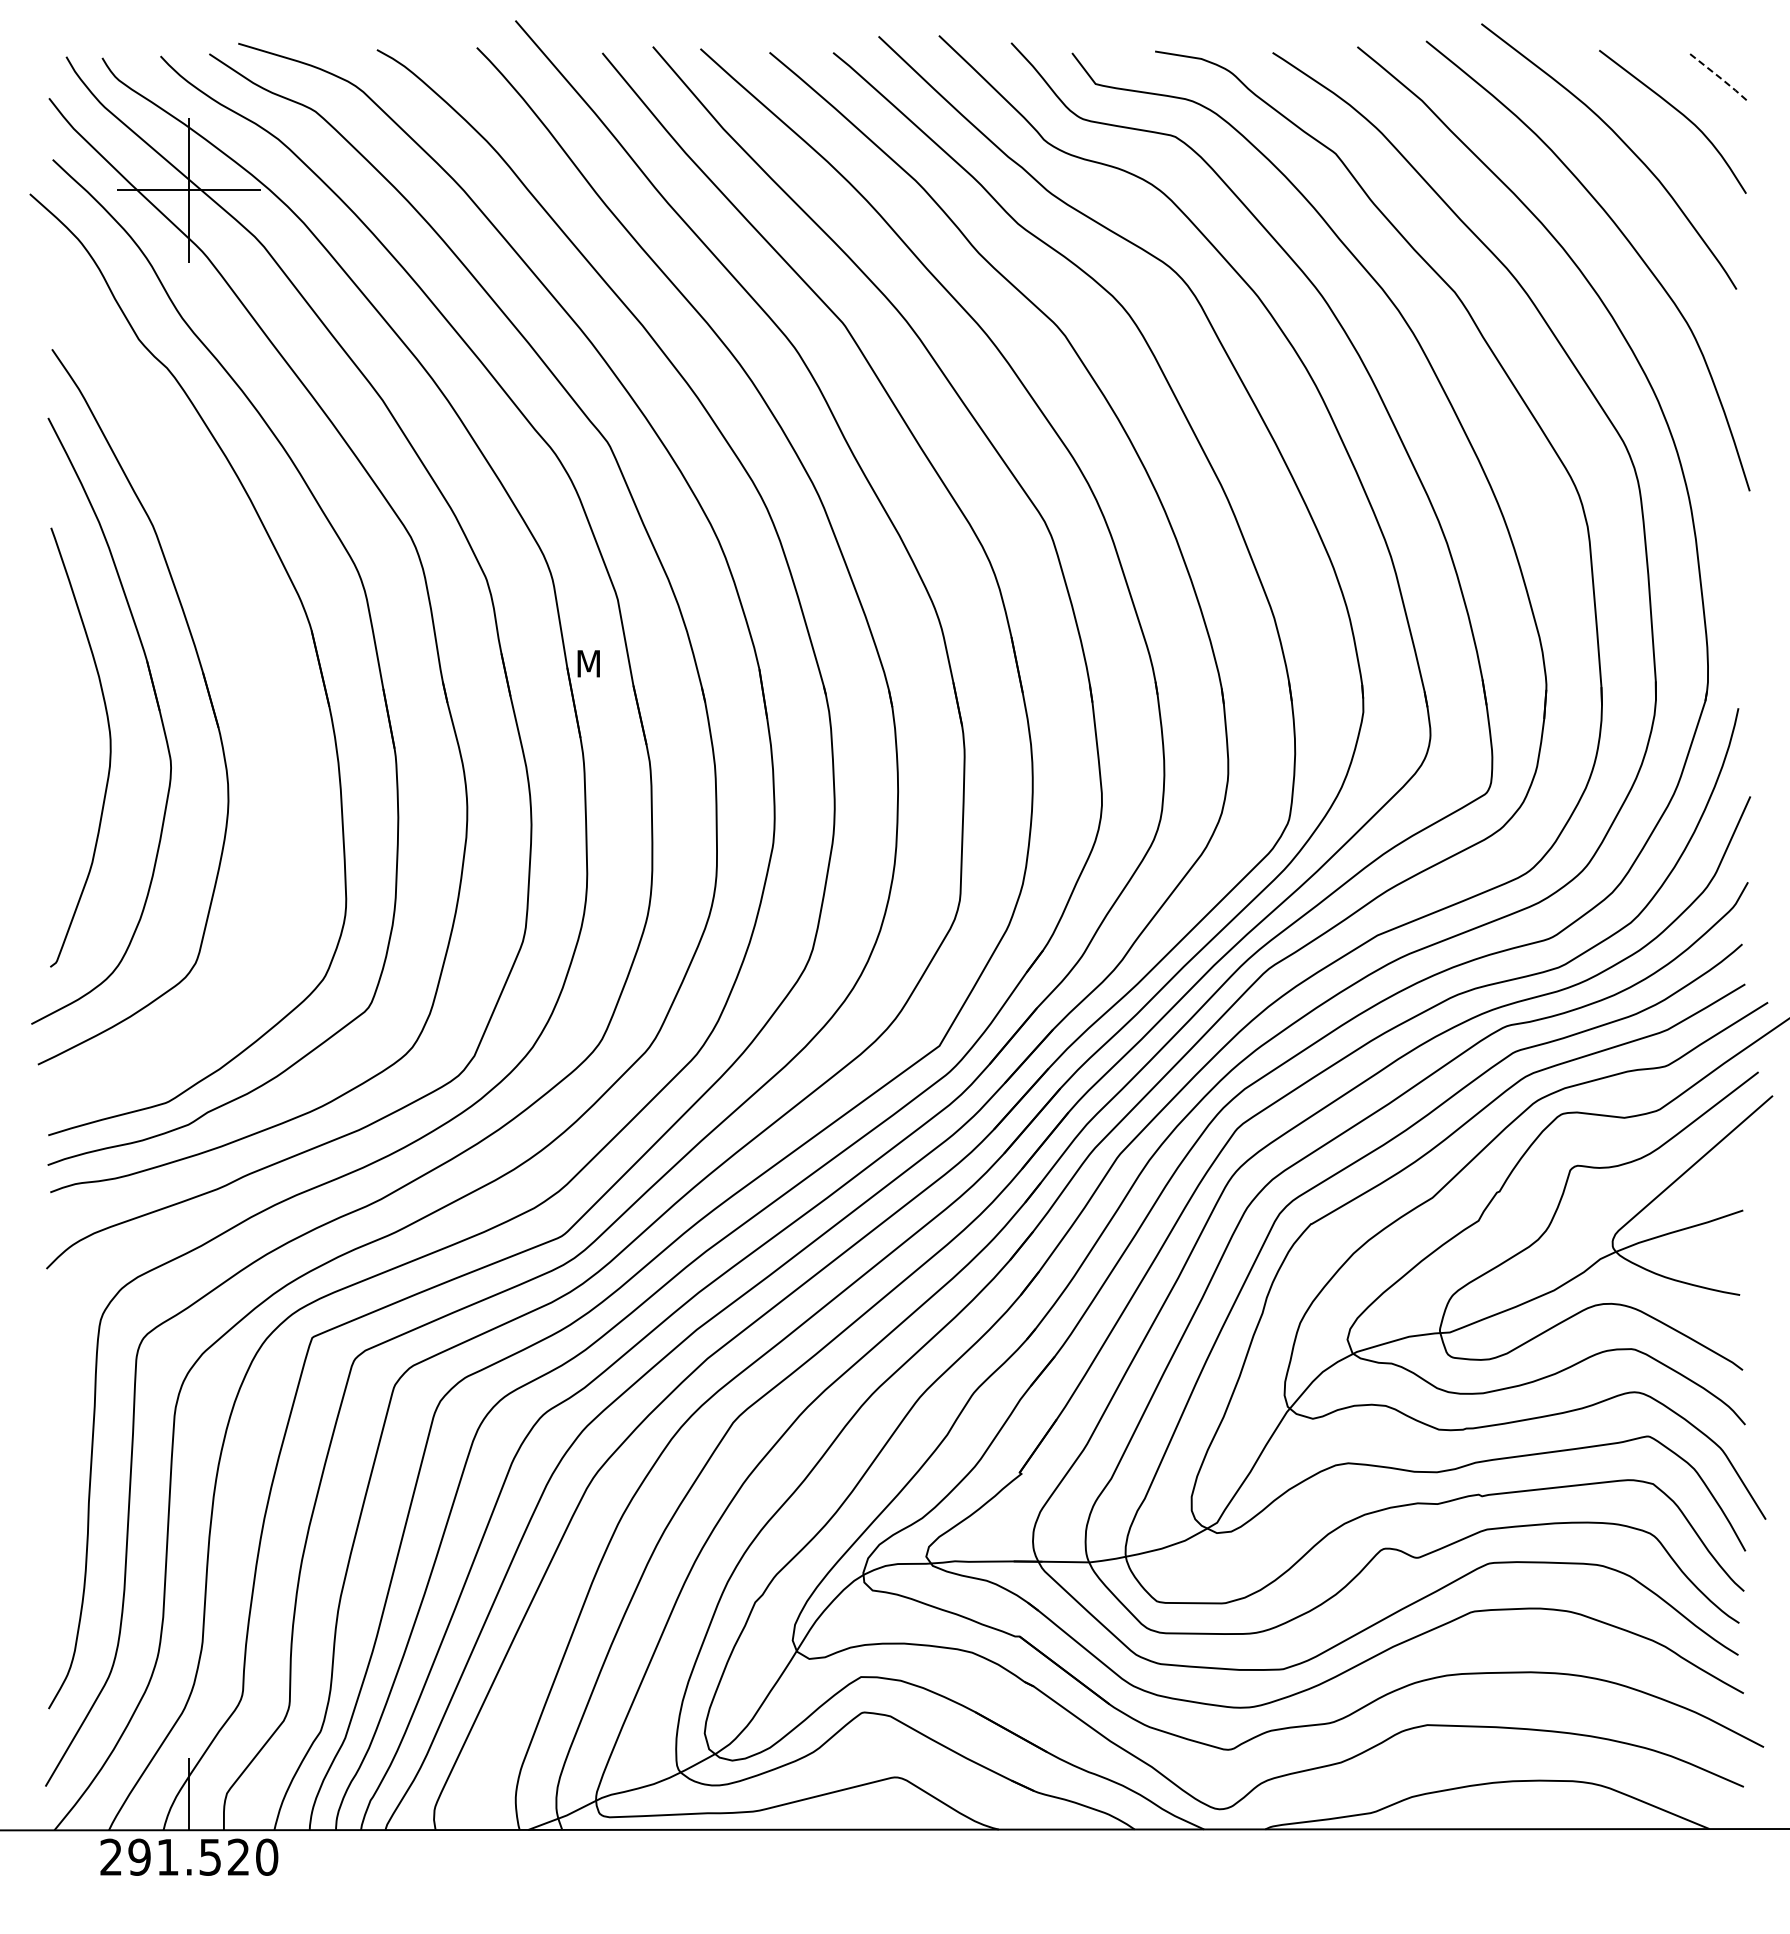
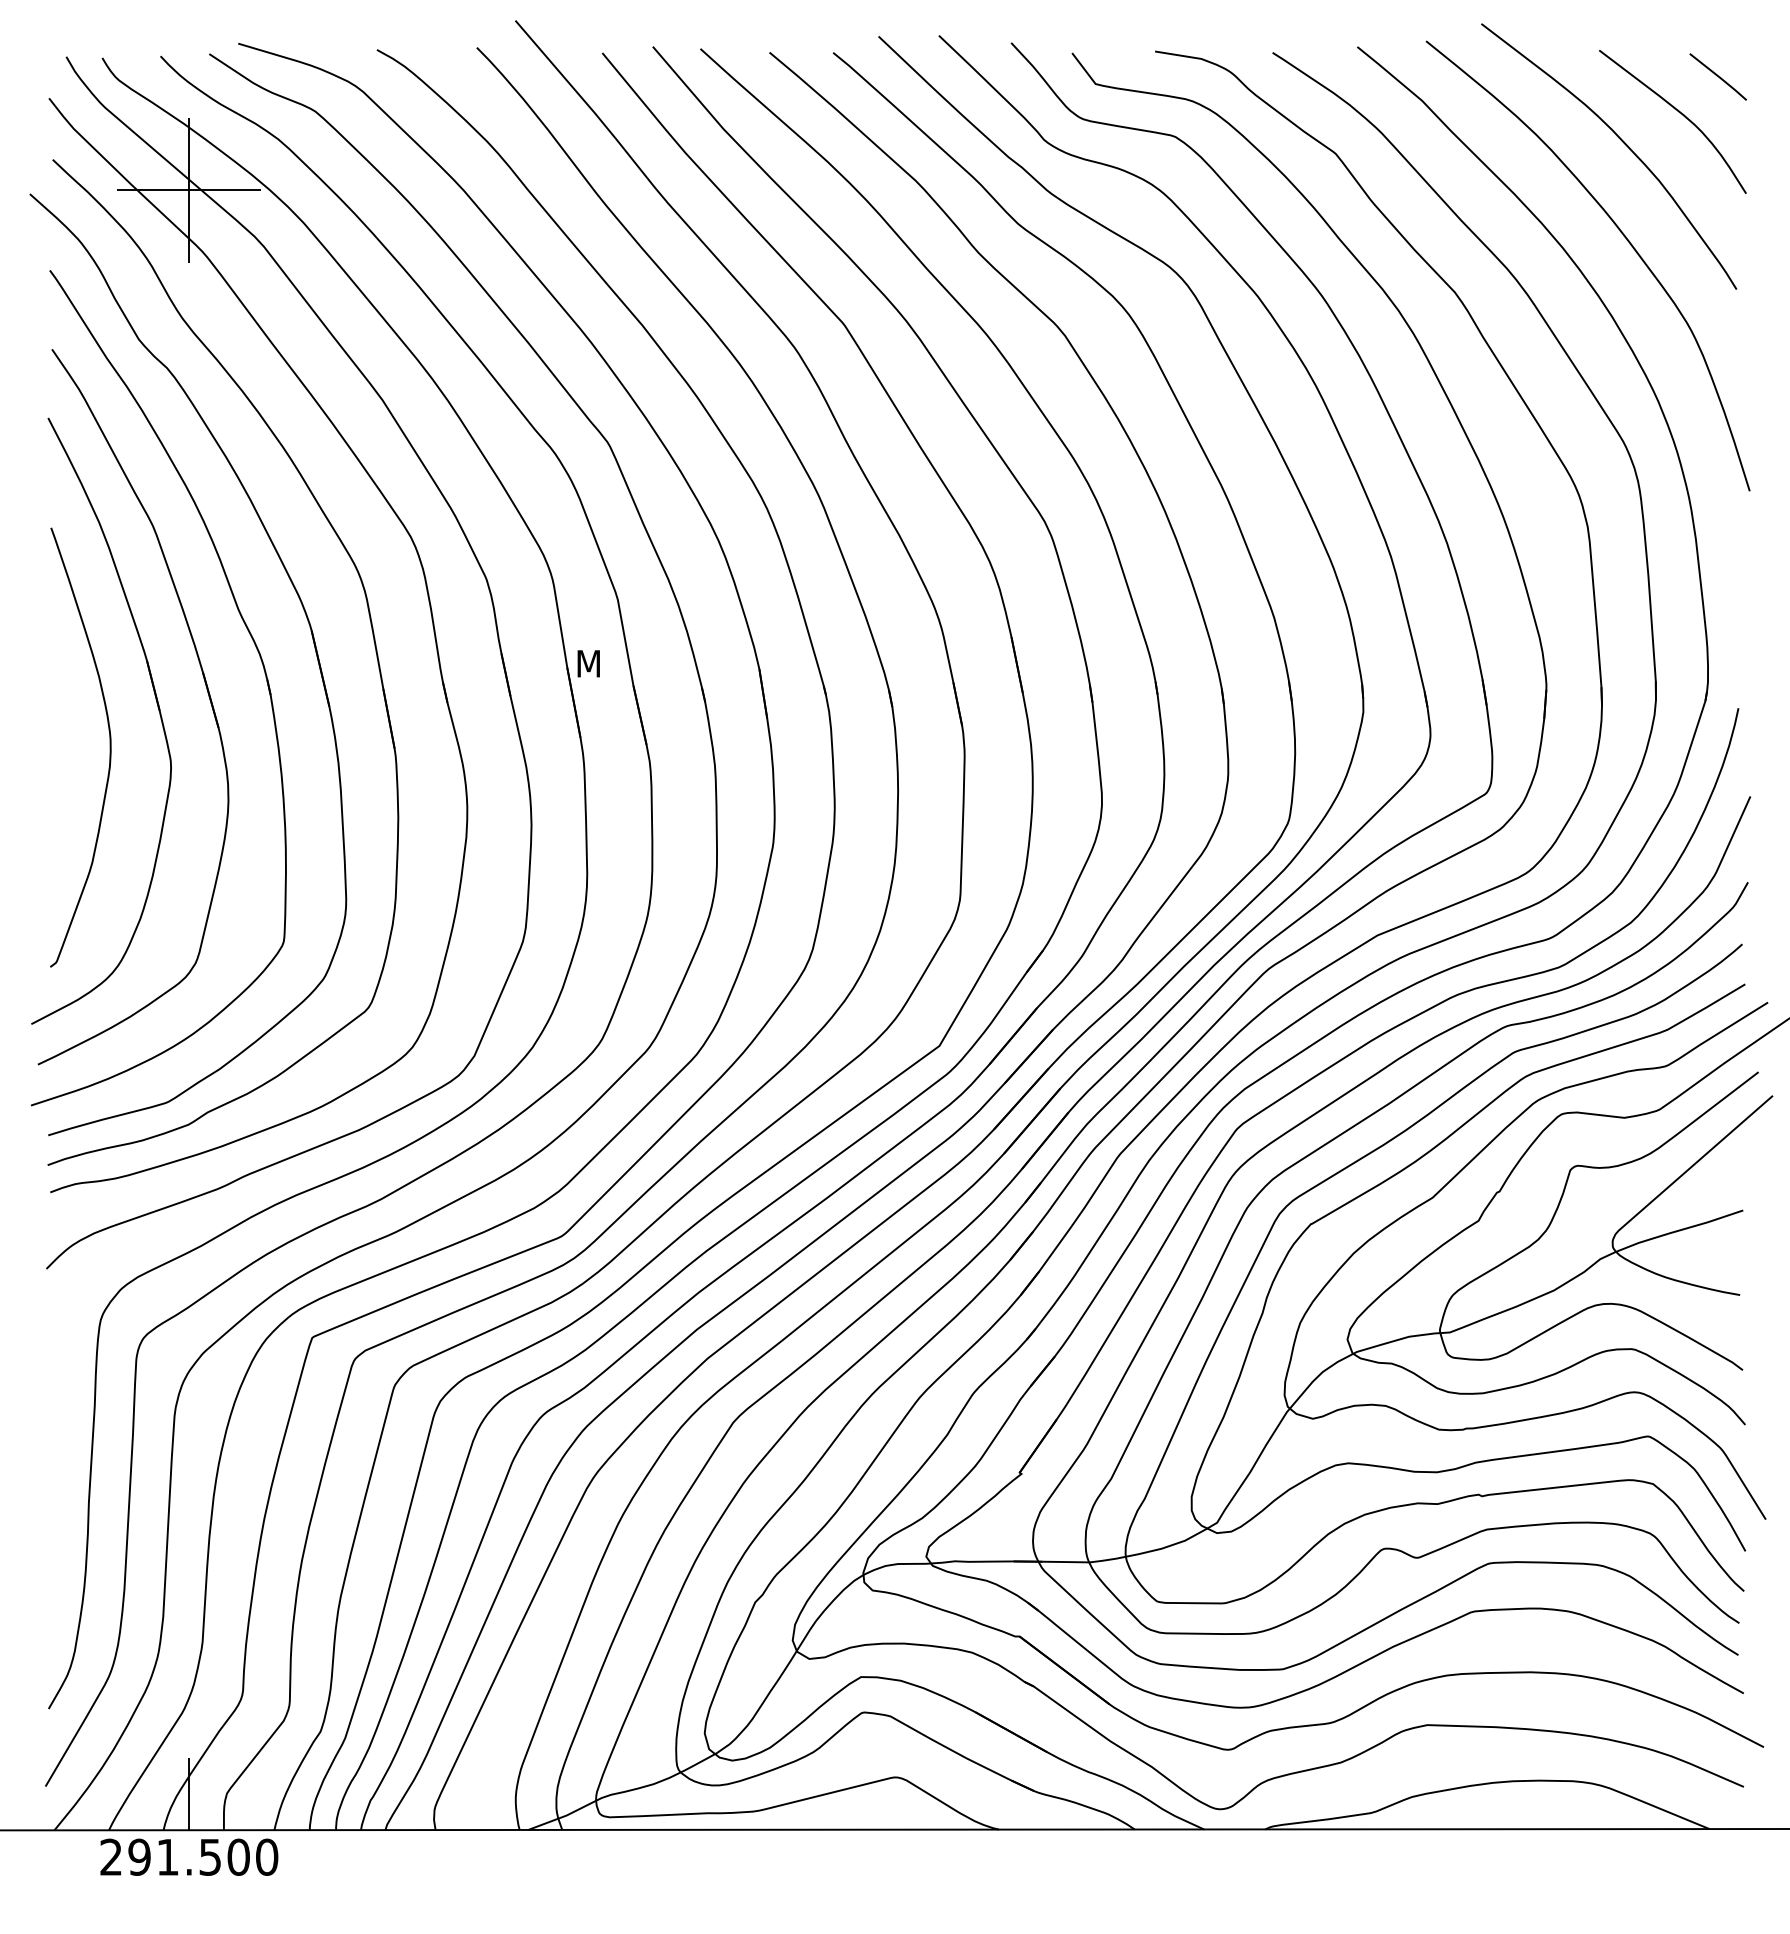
line: dashed -> solid (1719, 76)
part: none -> present (255, 647)
text: 291.520 -> 291.500 (238, 1856)
